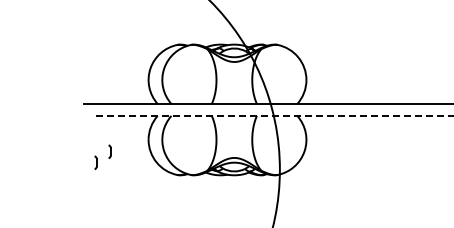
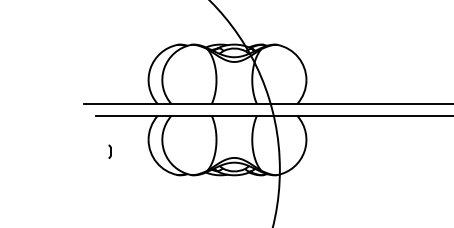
line: dashed -> solid (275, 115)
part: present -> none (95, 162)
